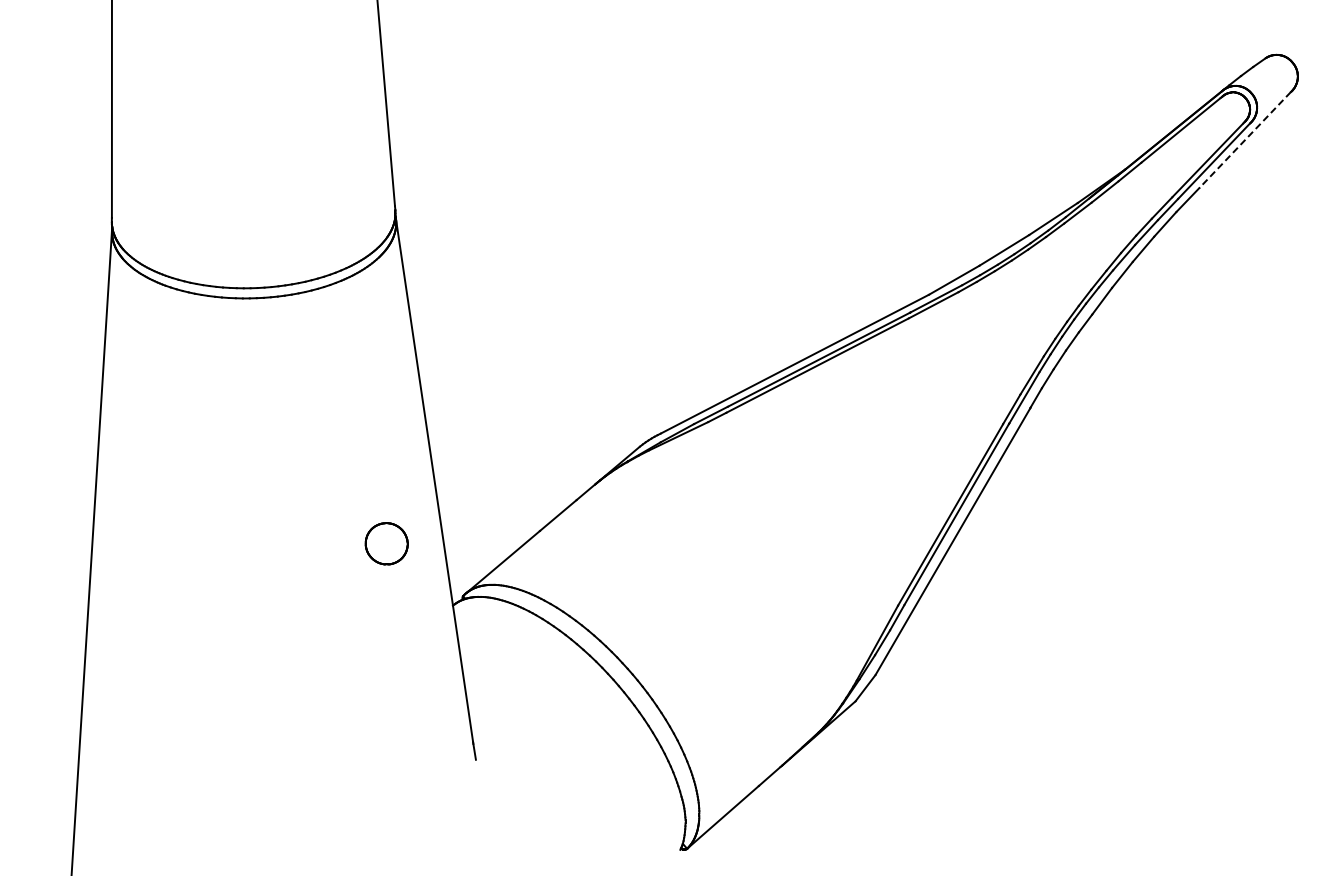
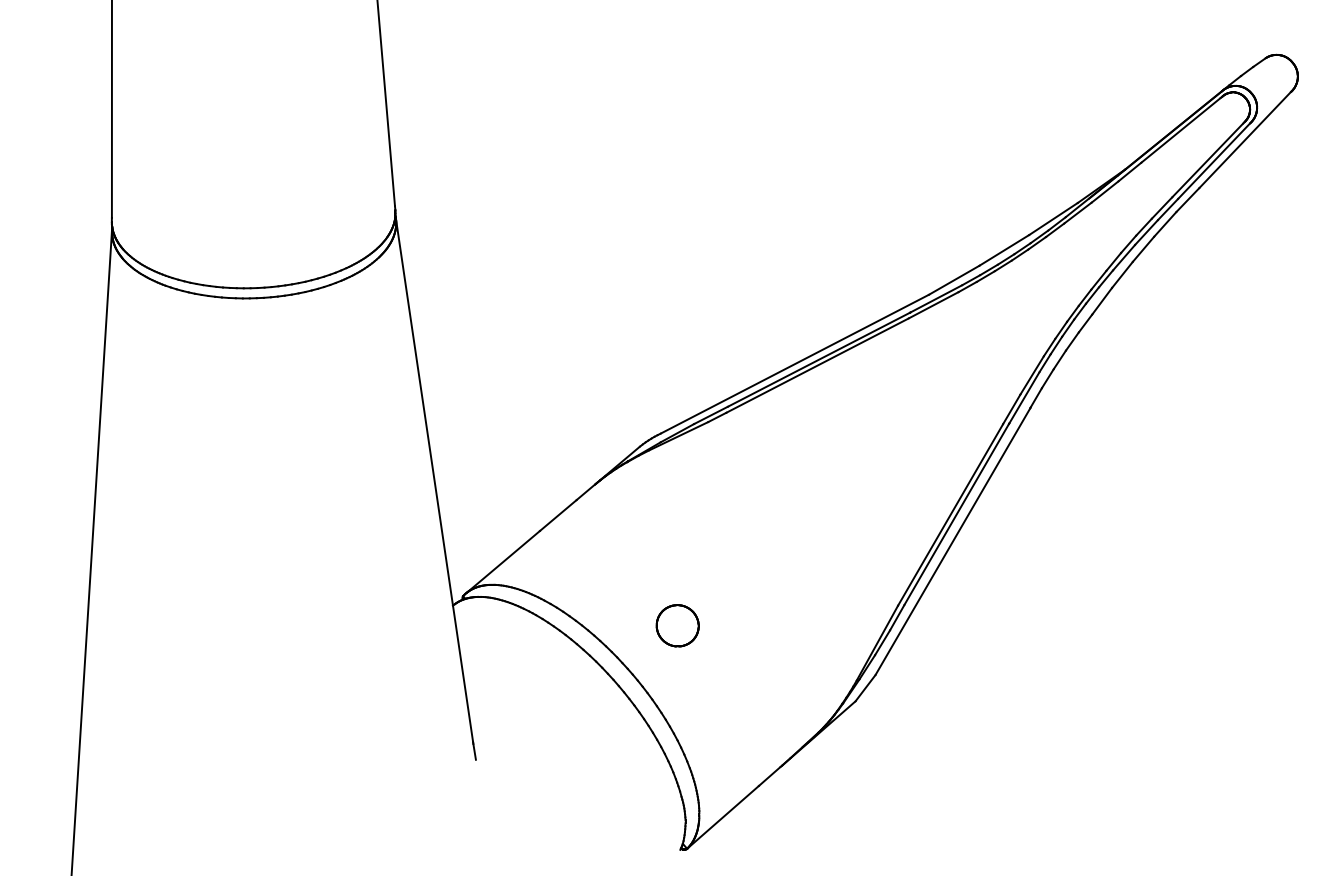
line: dashed -> solid (1244, 140)
part position: (386, 543) -> (677, 625) (677, 625)
